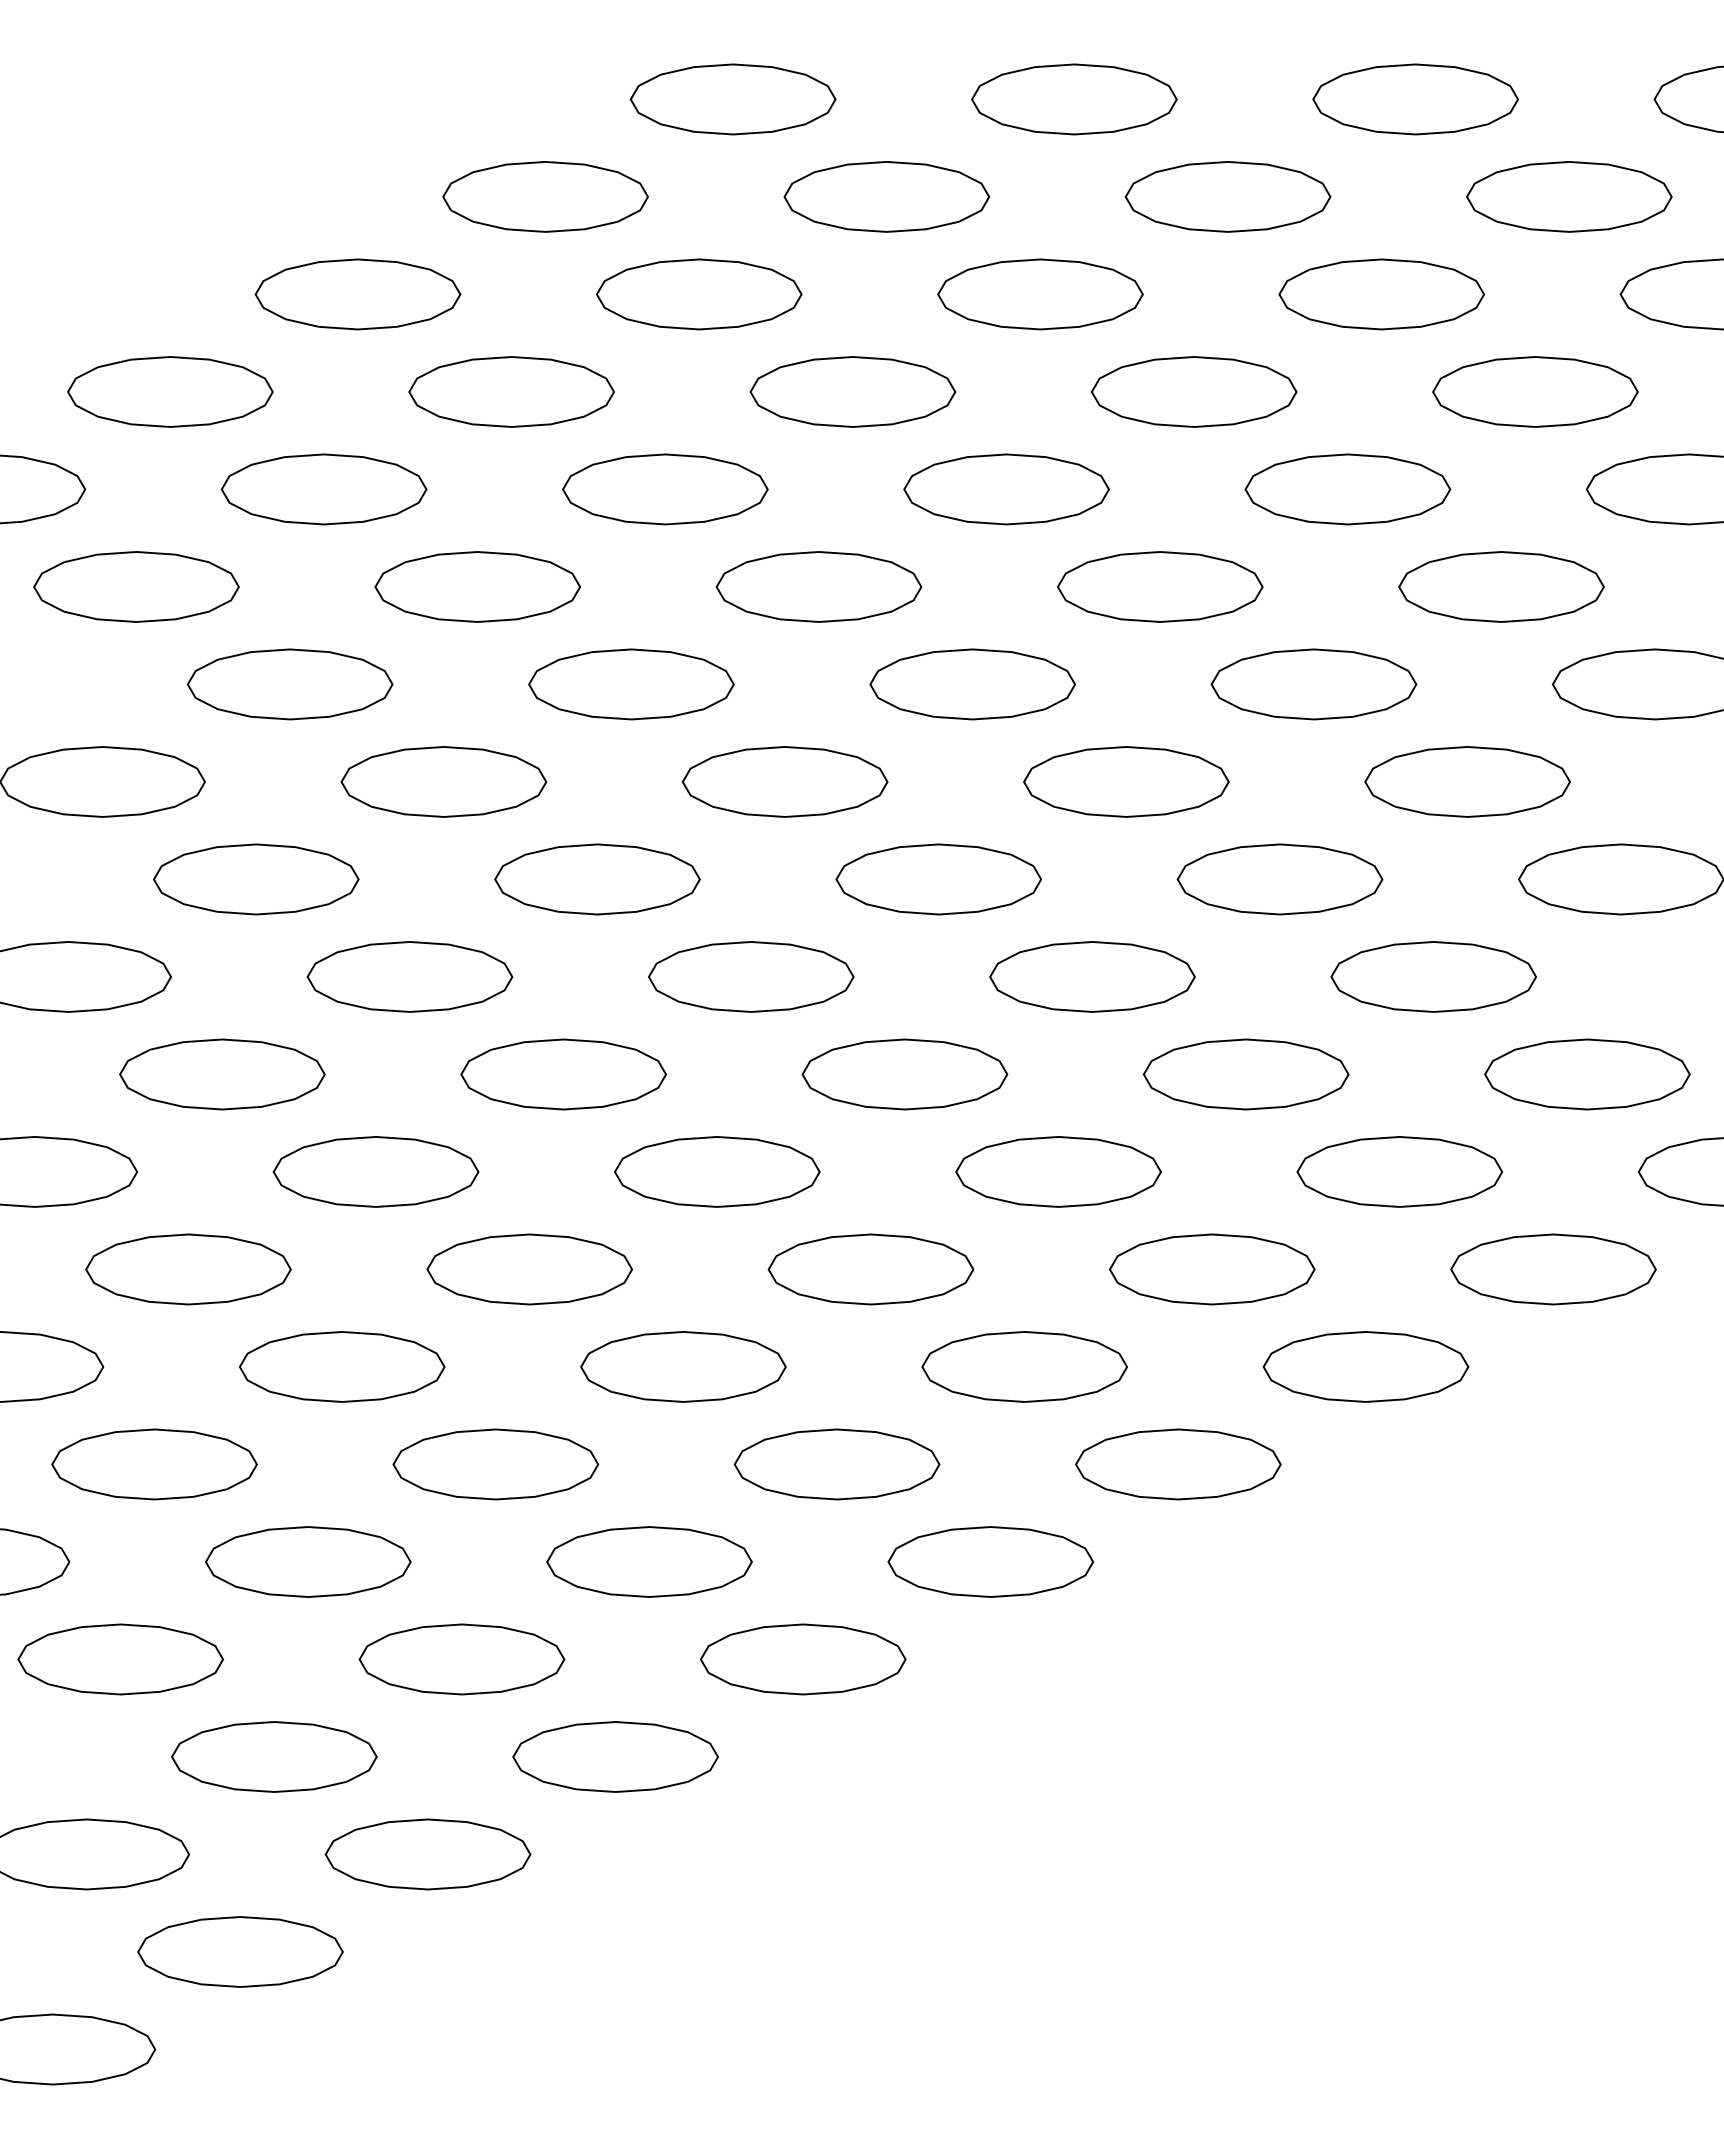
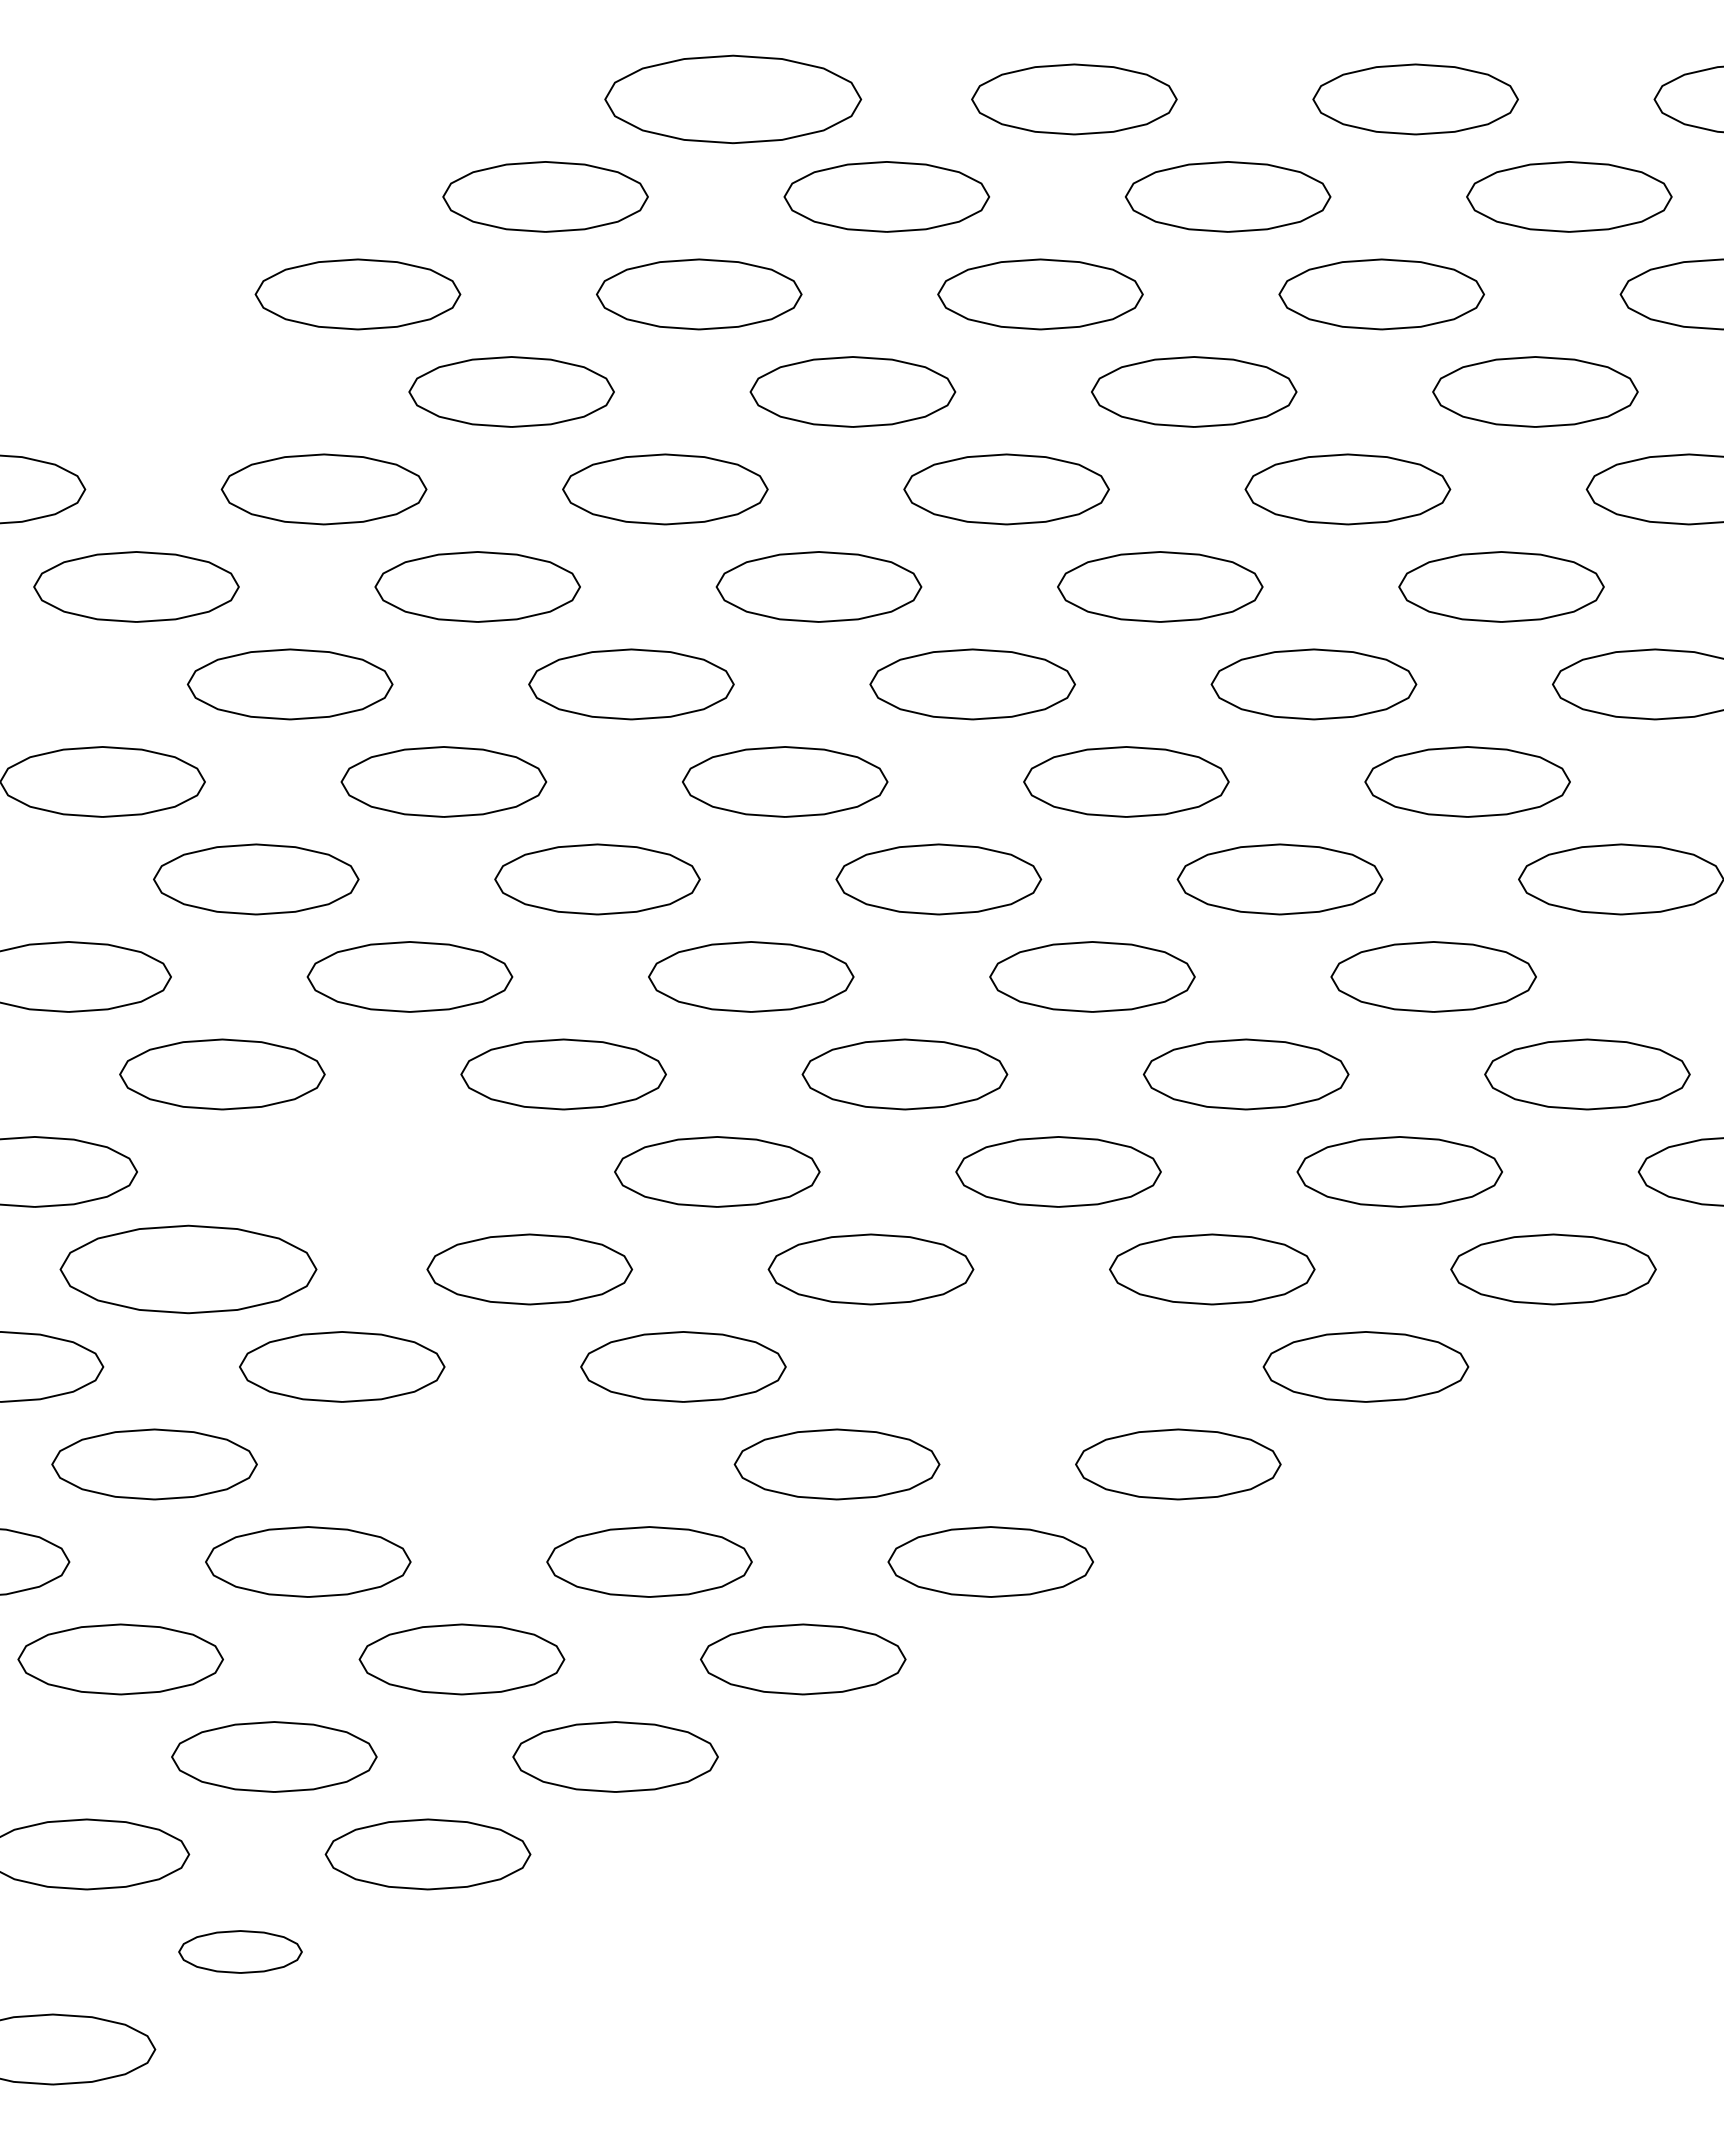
part size: 208x73 px -> 259x91 px (733, 99)
part: present -> none (170, 391)
part: present -> none (375, 1171)
part size: 207x73 px -> 259x91 px (188, 1269)
part: present -> none (1024, 1366)
part: present -> none (495, 1464)
part size: 207x72 px -> 125x44 px (240, 1951)
